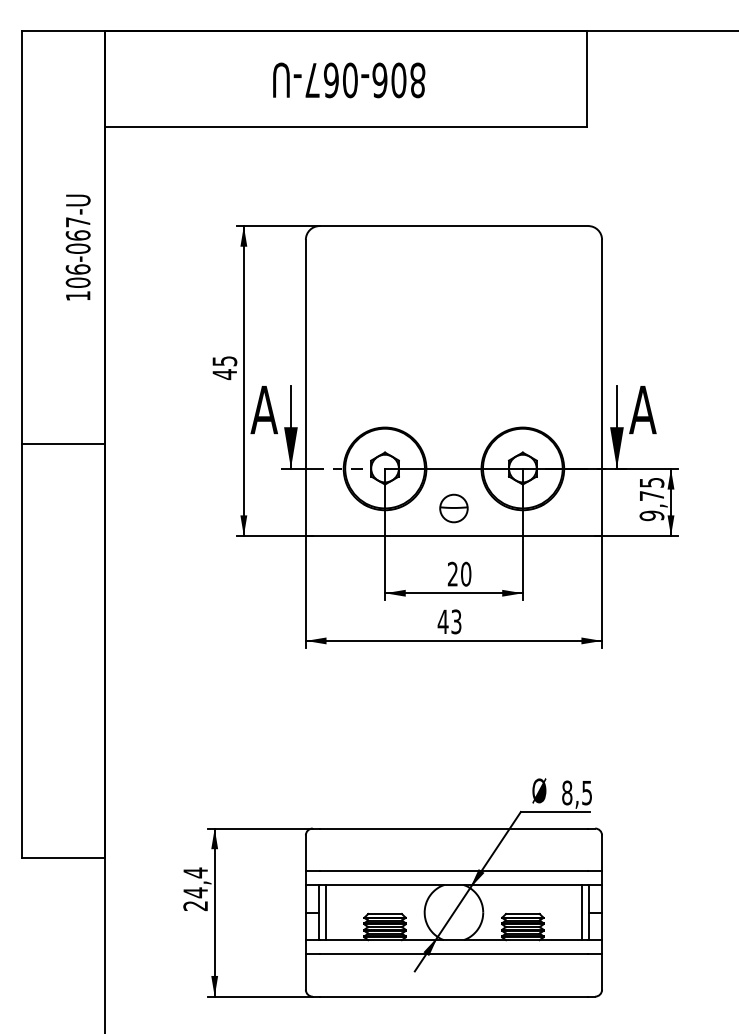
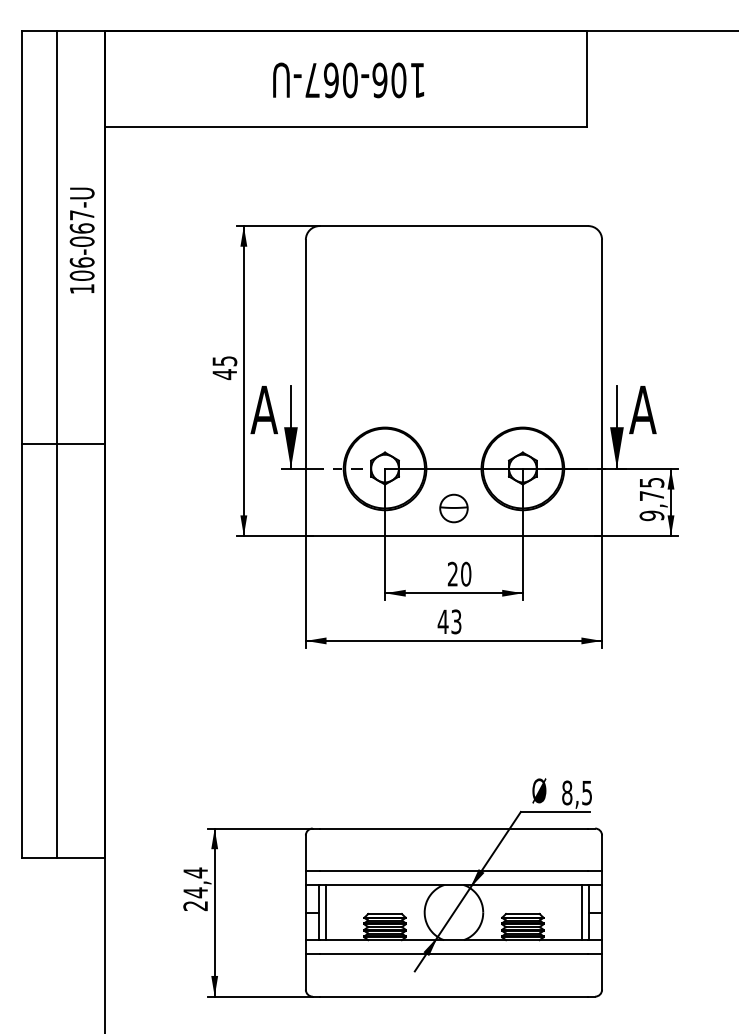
text: 806-067-U -> 106-067-U (417, 80)
text position: (77, 247) -> (81, 240) (81, 240)
line: none -> present (56, 444)
